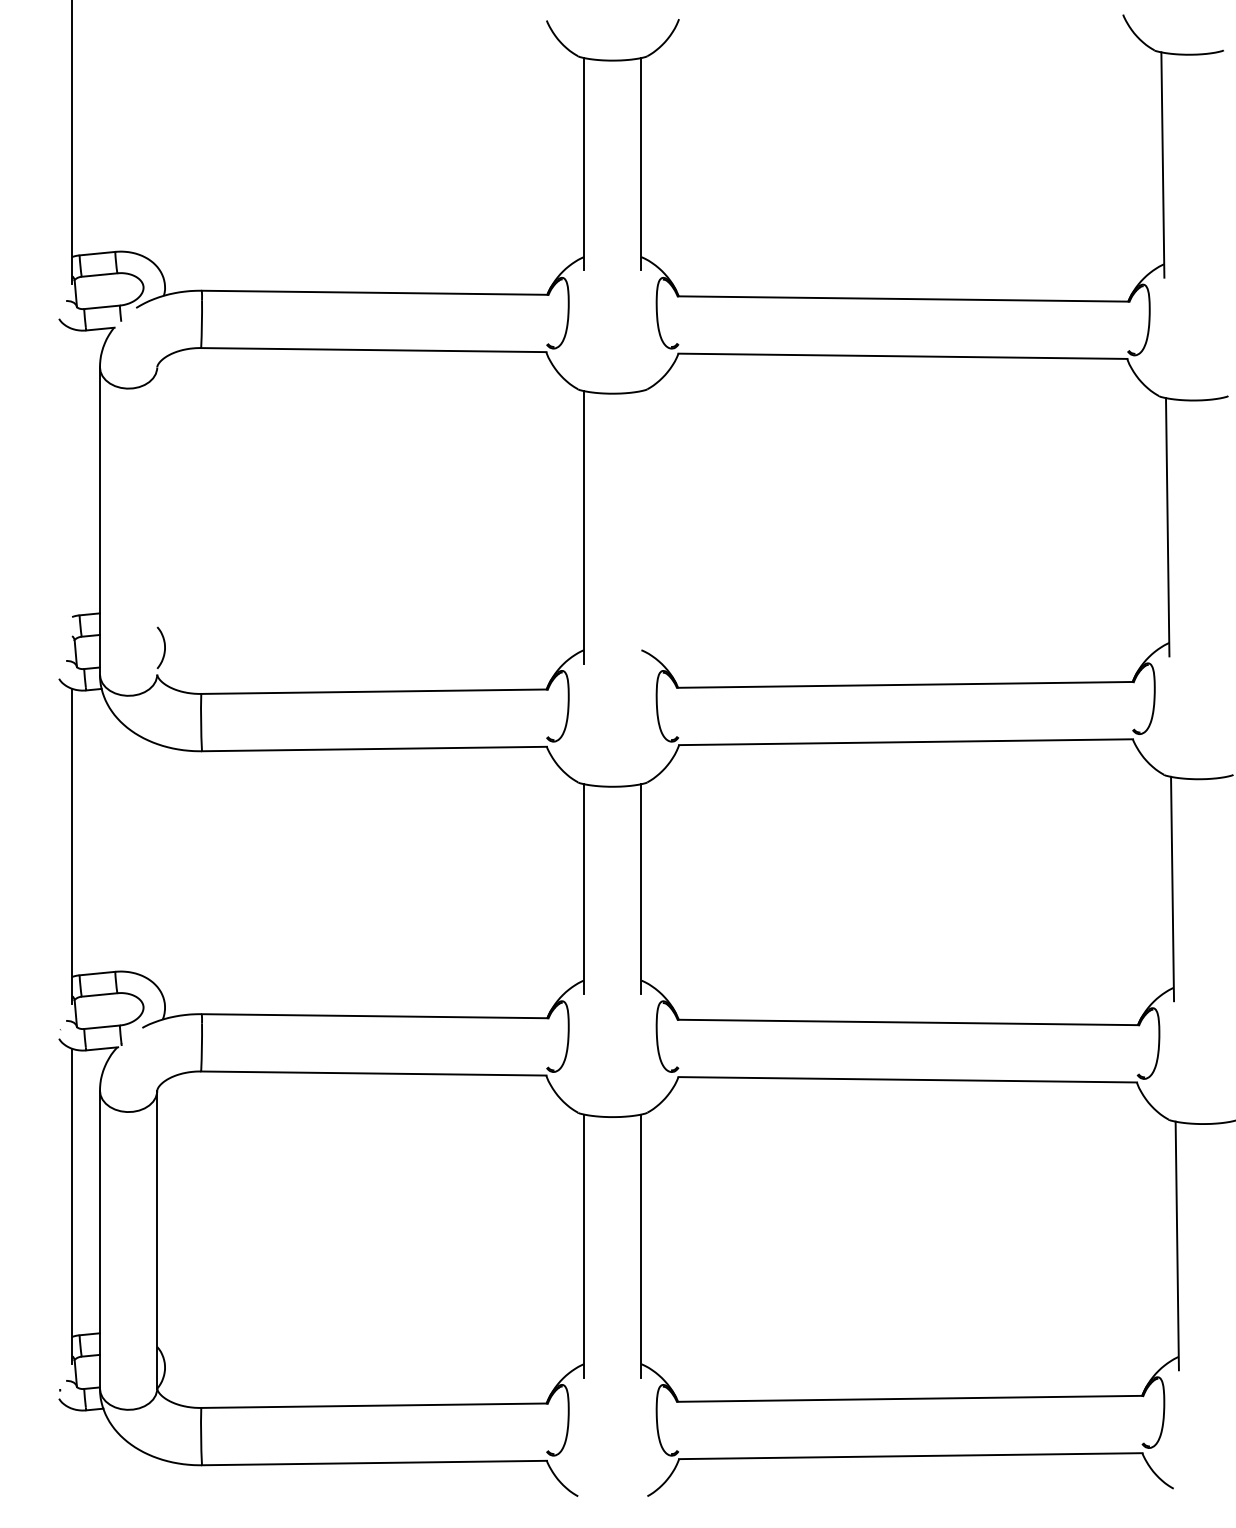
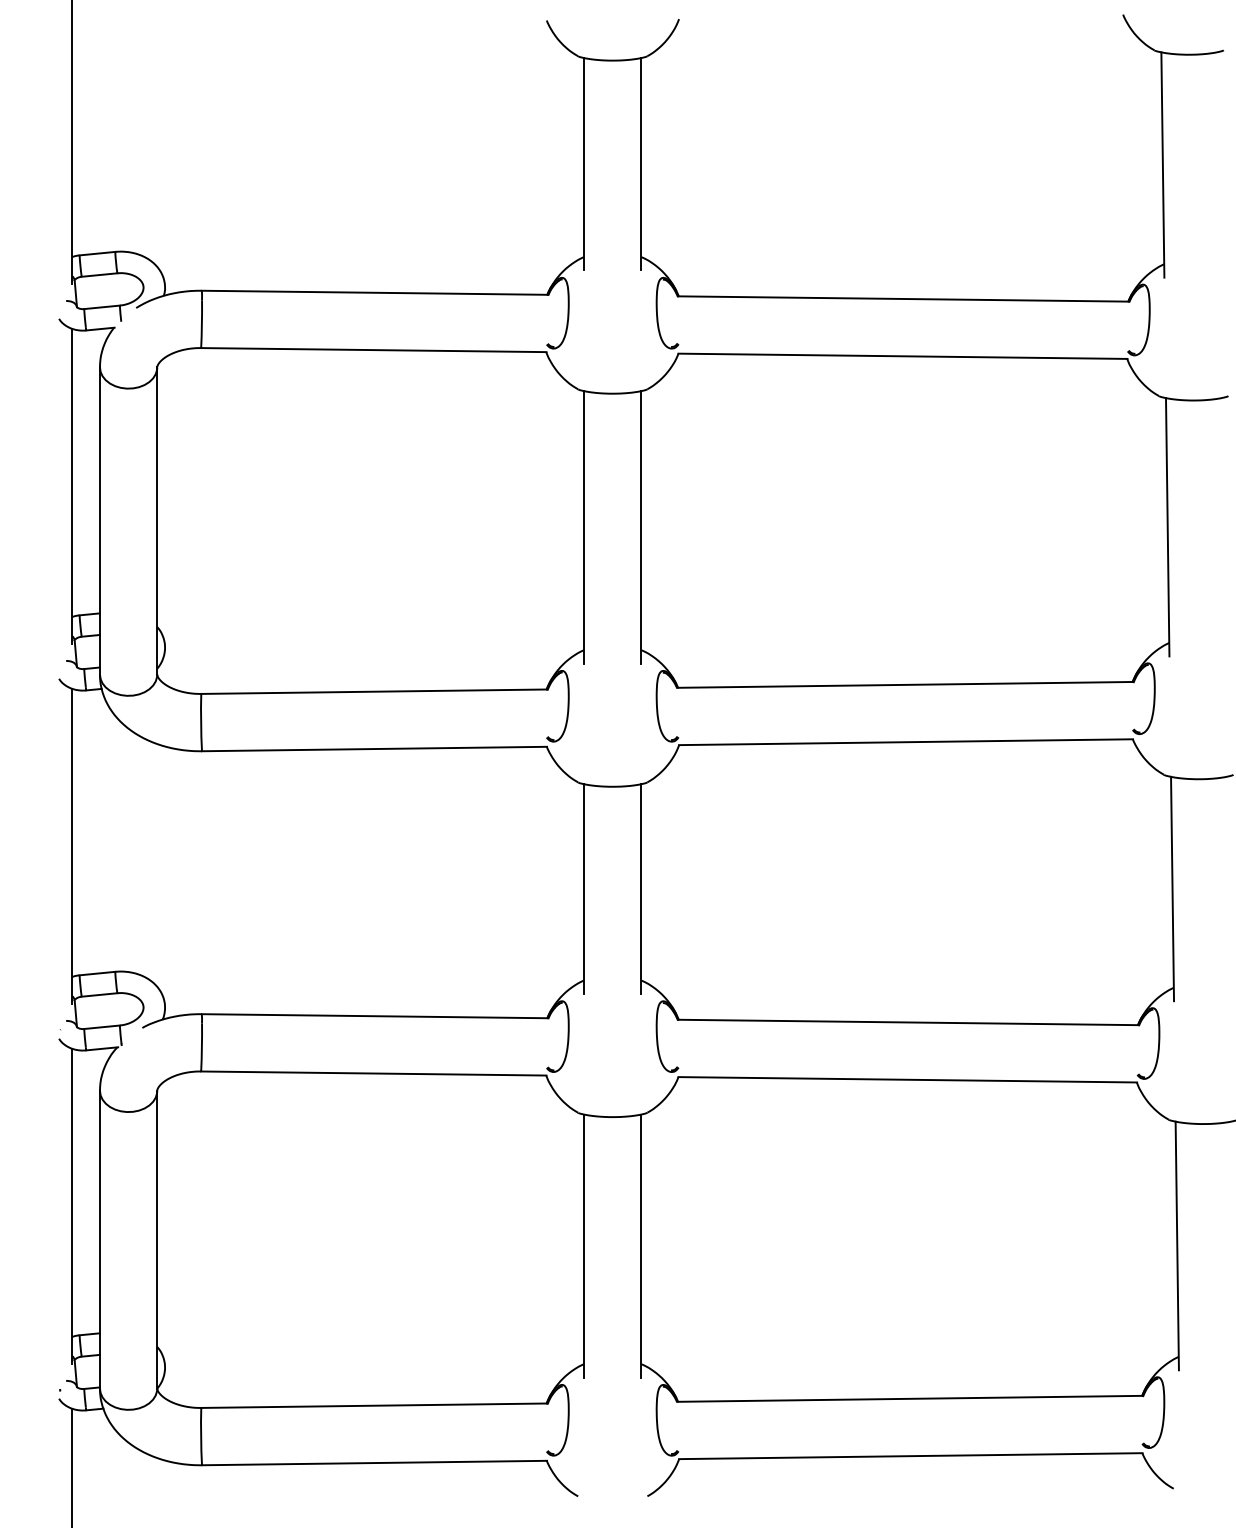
line: none -> present (72, 485)
line: none -> present (157, 520)
line: none -> present (641, 527)
line: none -> present (72, 1466)
